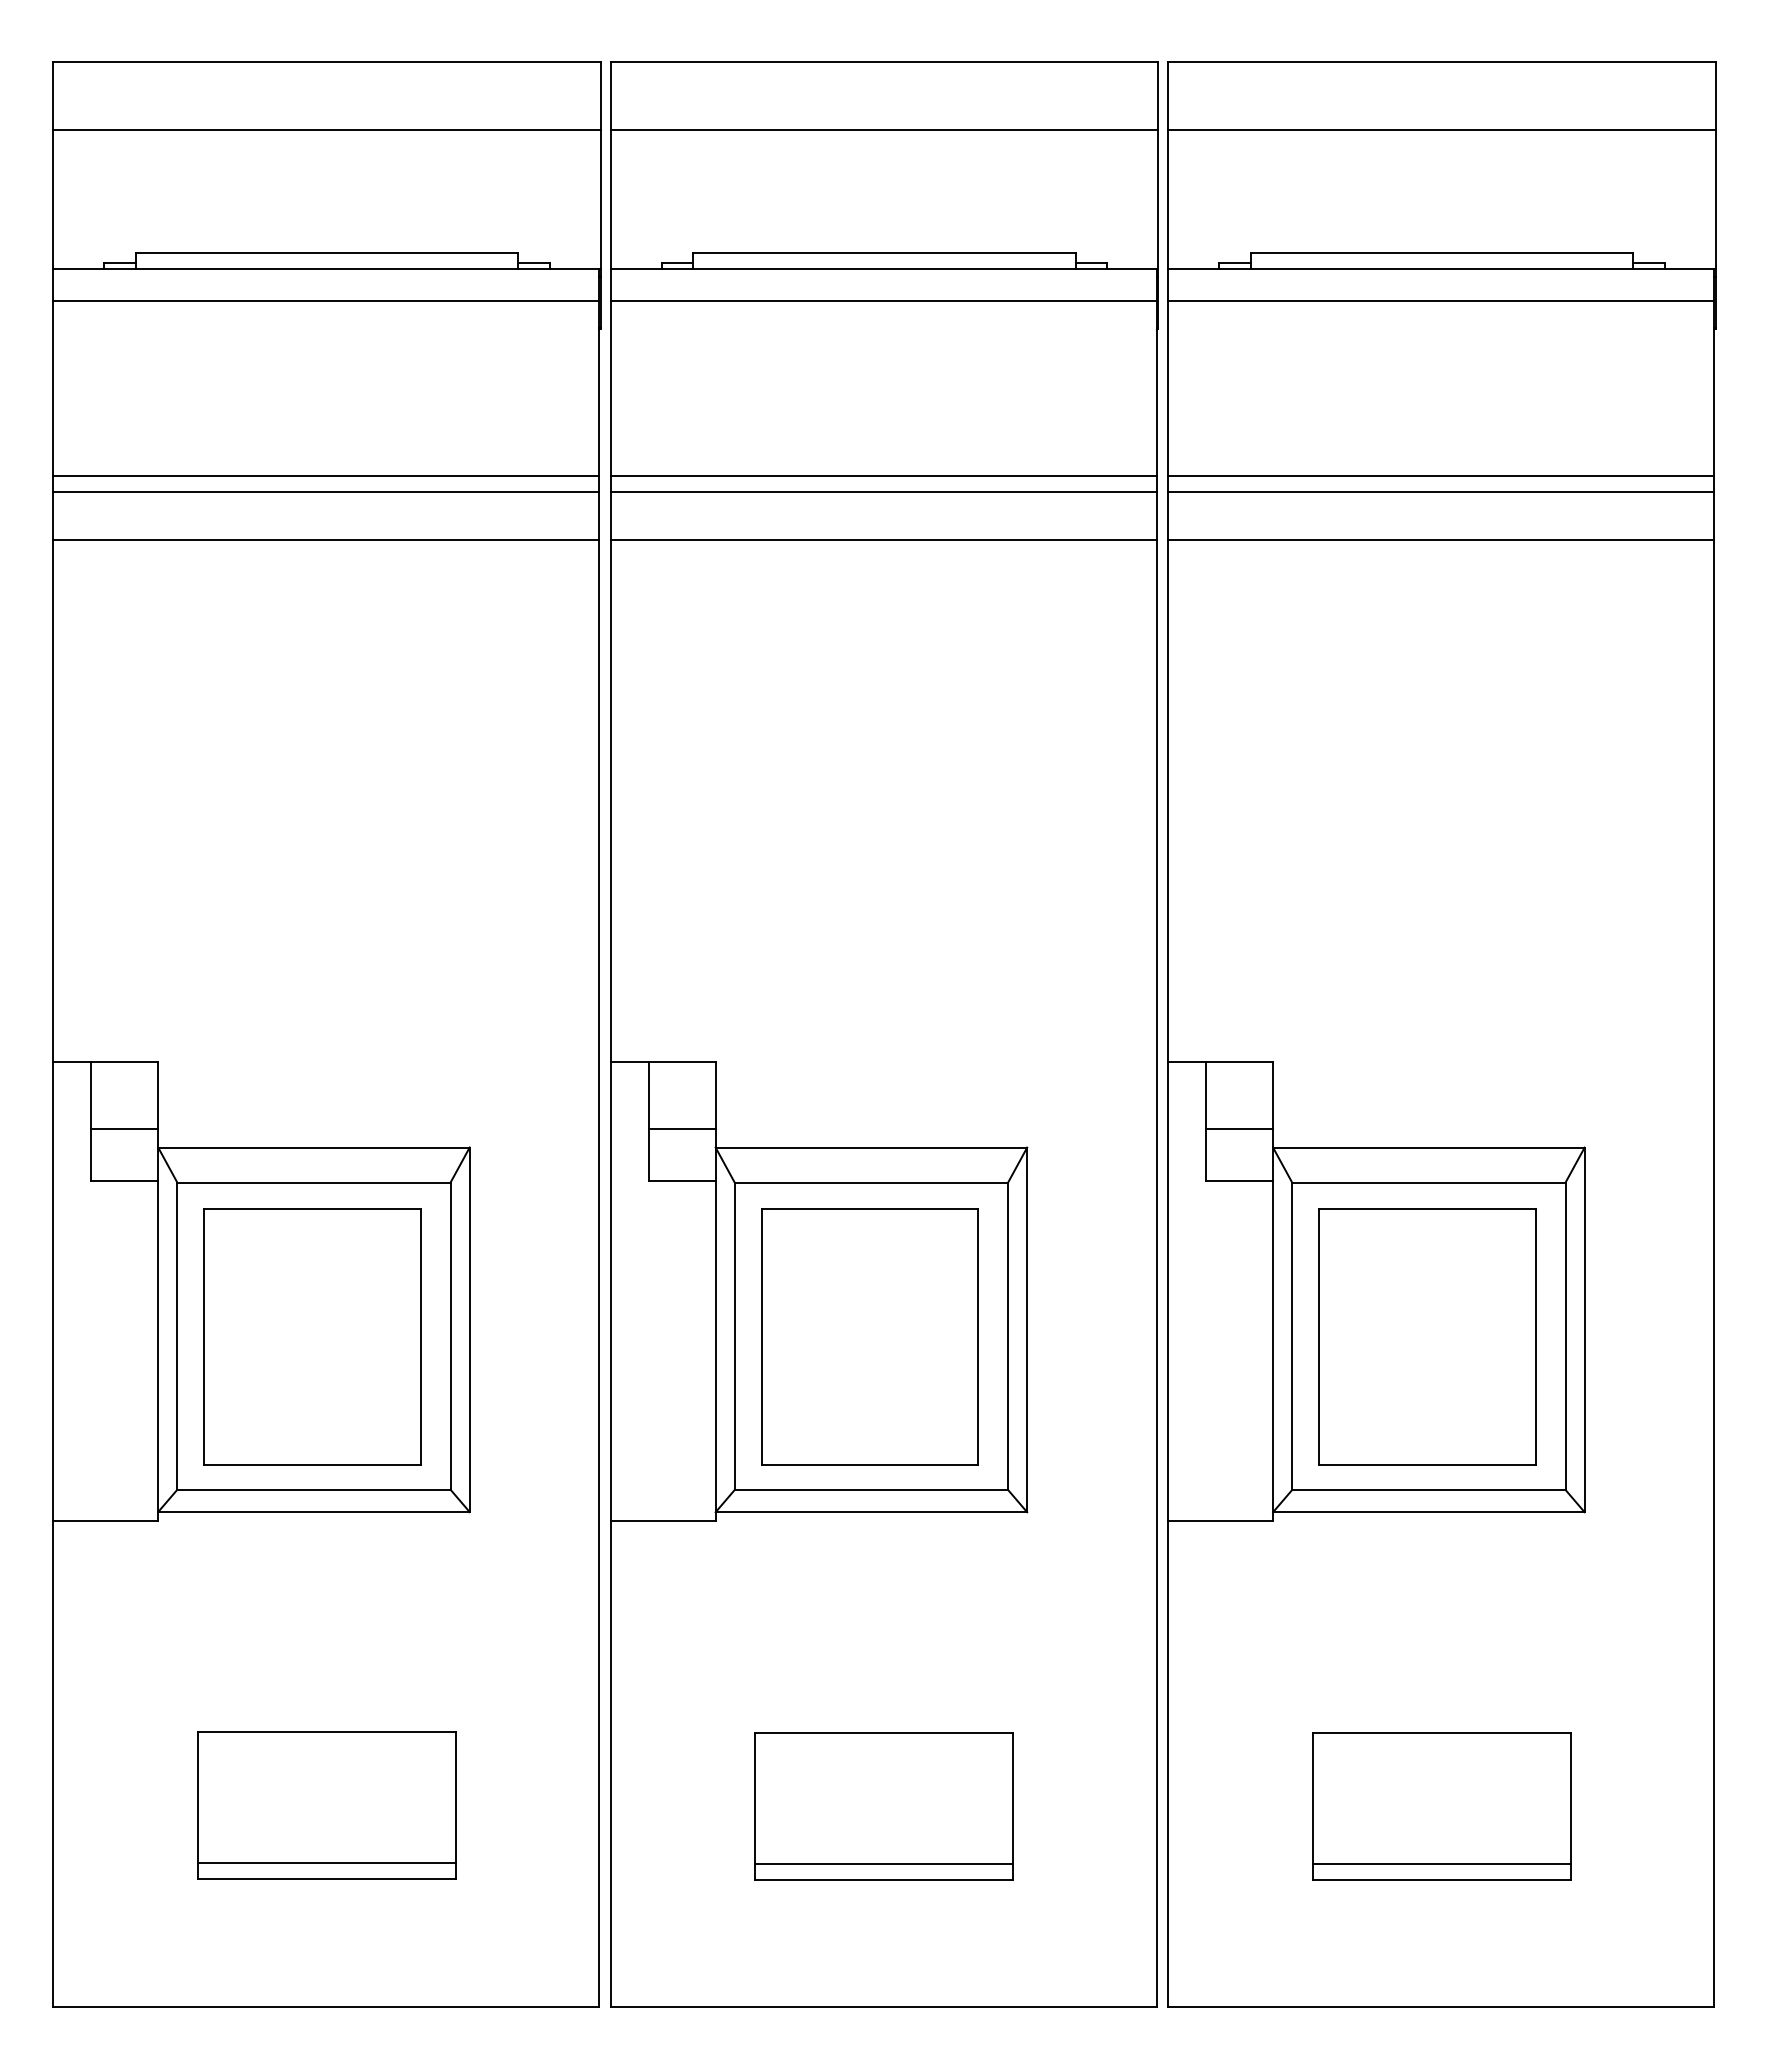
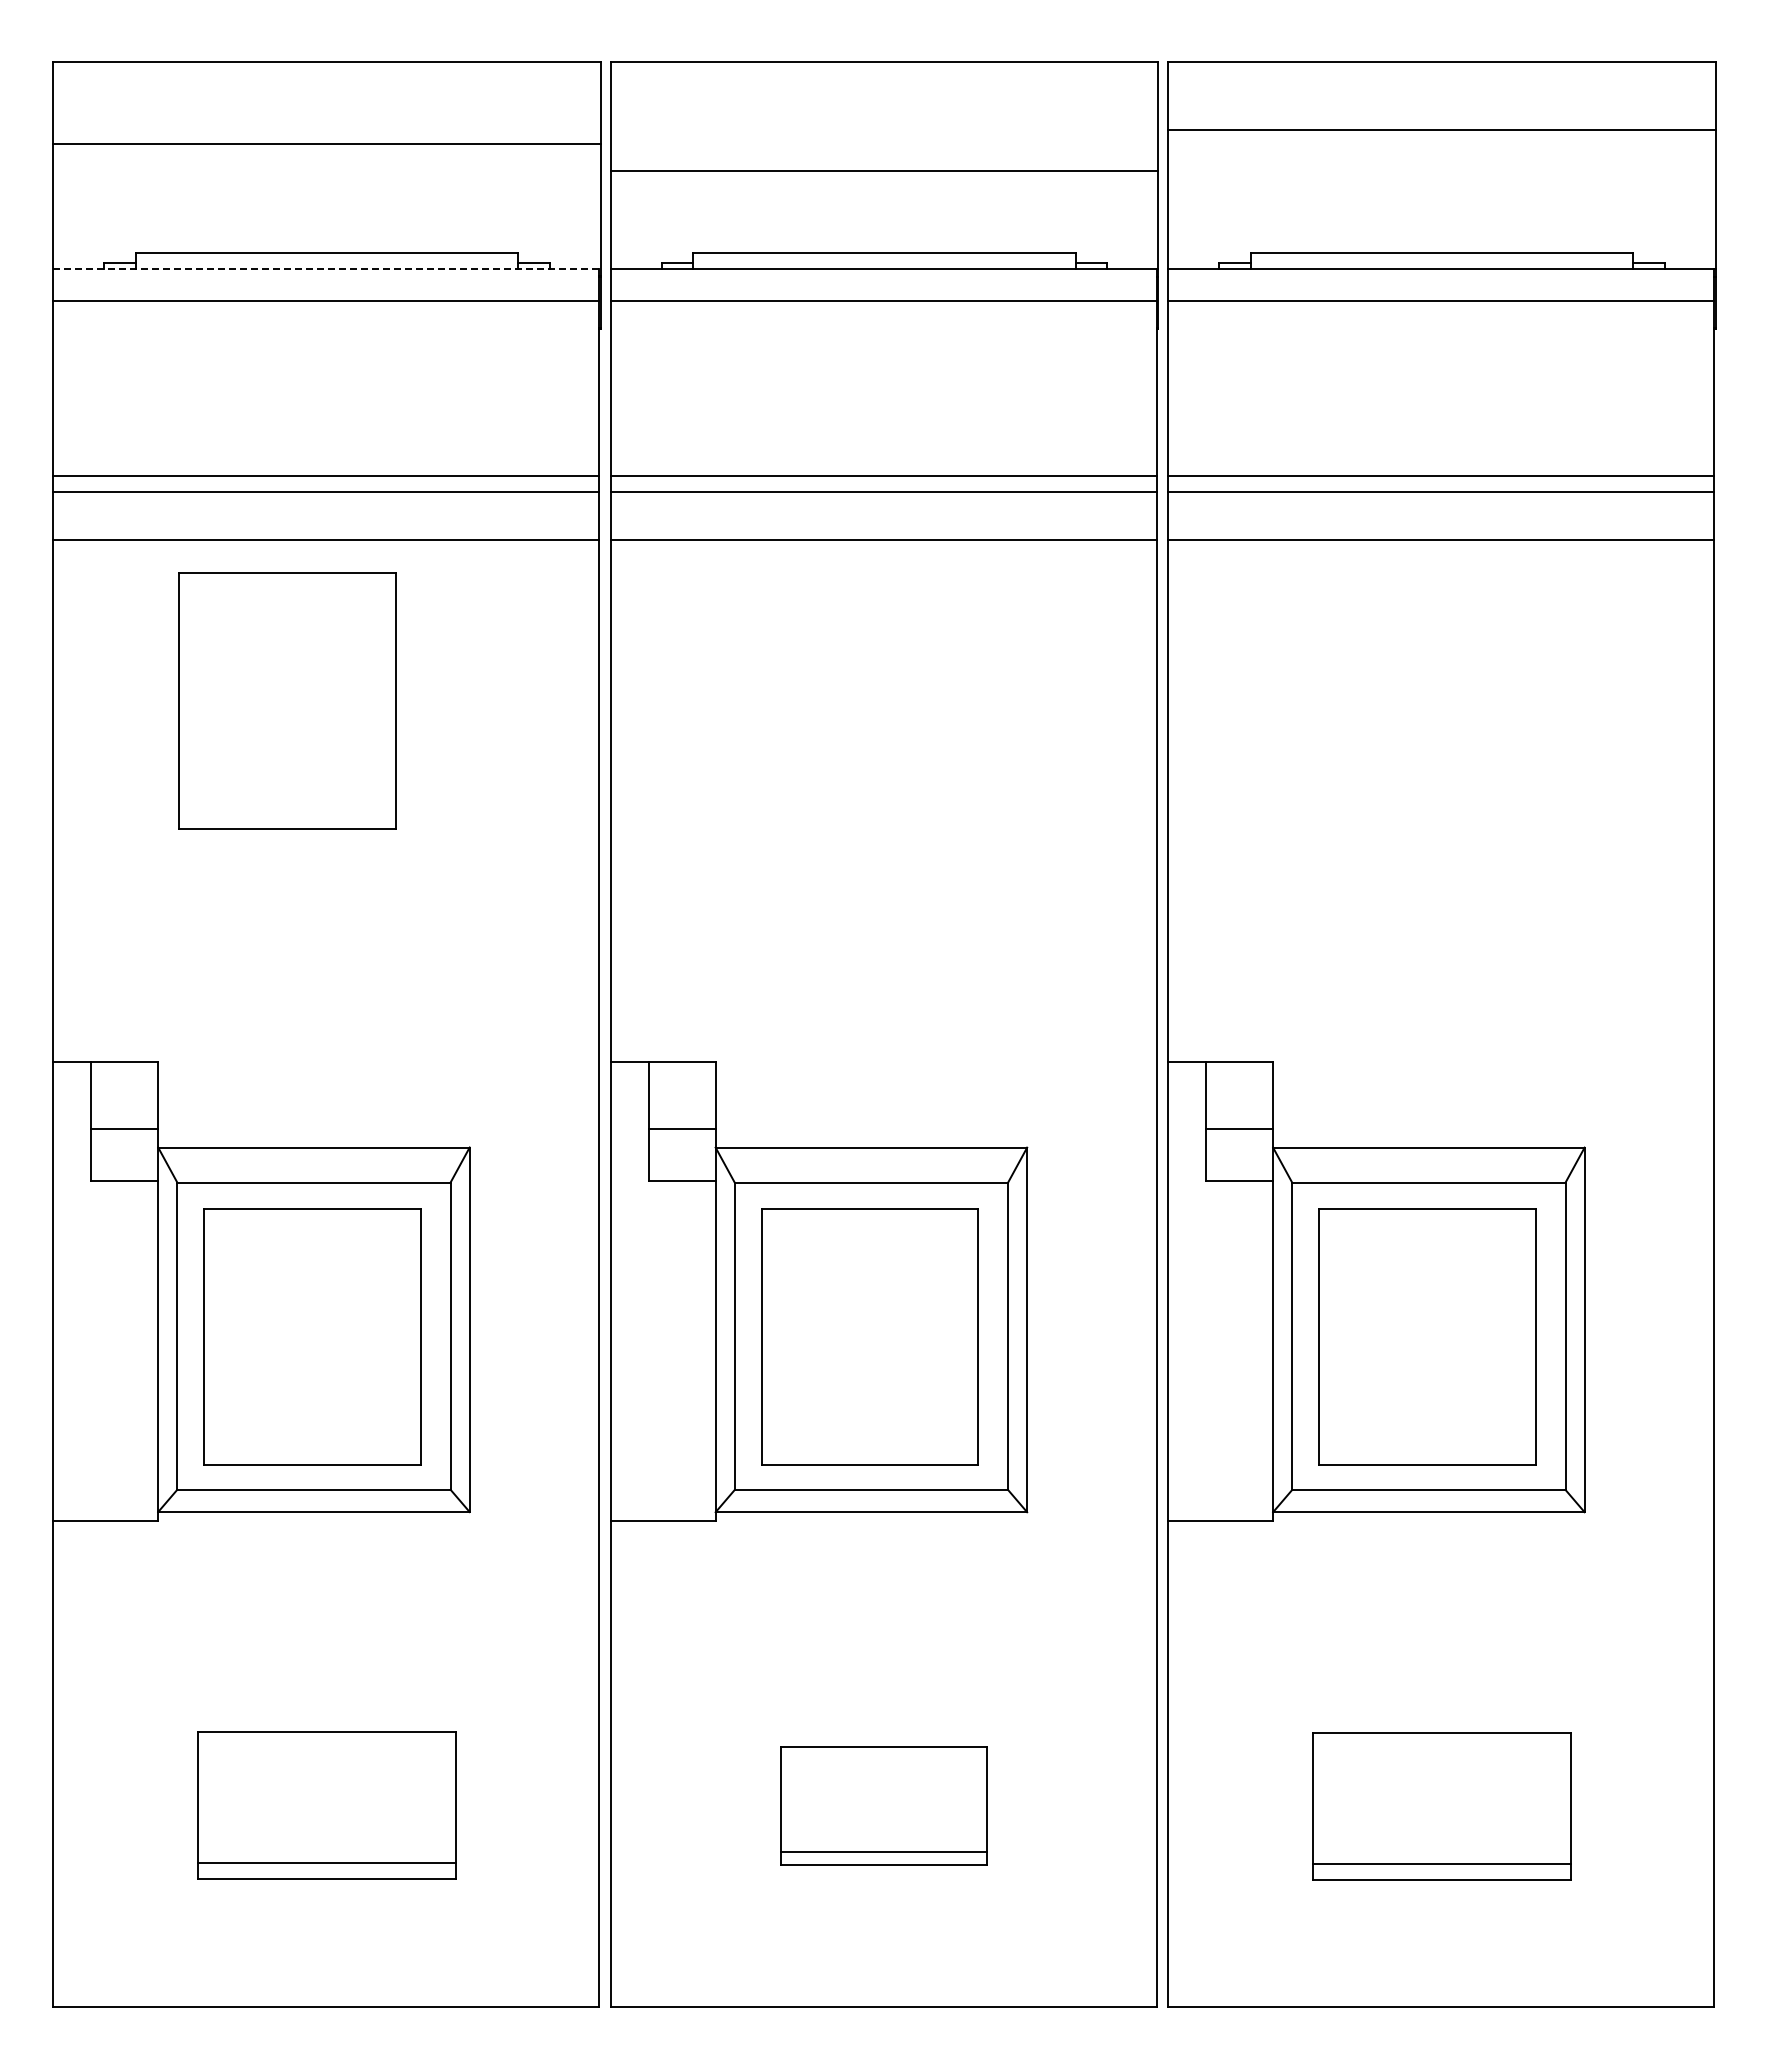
line position: (326, 129) -> (326, 143) (326, 143)
line position: (884, 129) -> (884, 170) (884, 170)
line: solid -> dashed (327, 269)
part: none -> present (287, 700)
part size: 260x149 px -> 208x120 px (883, 1805)
